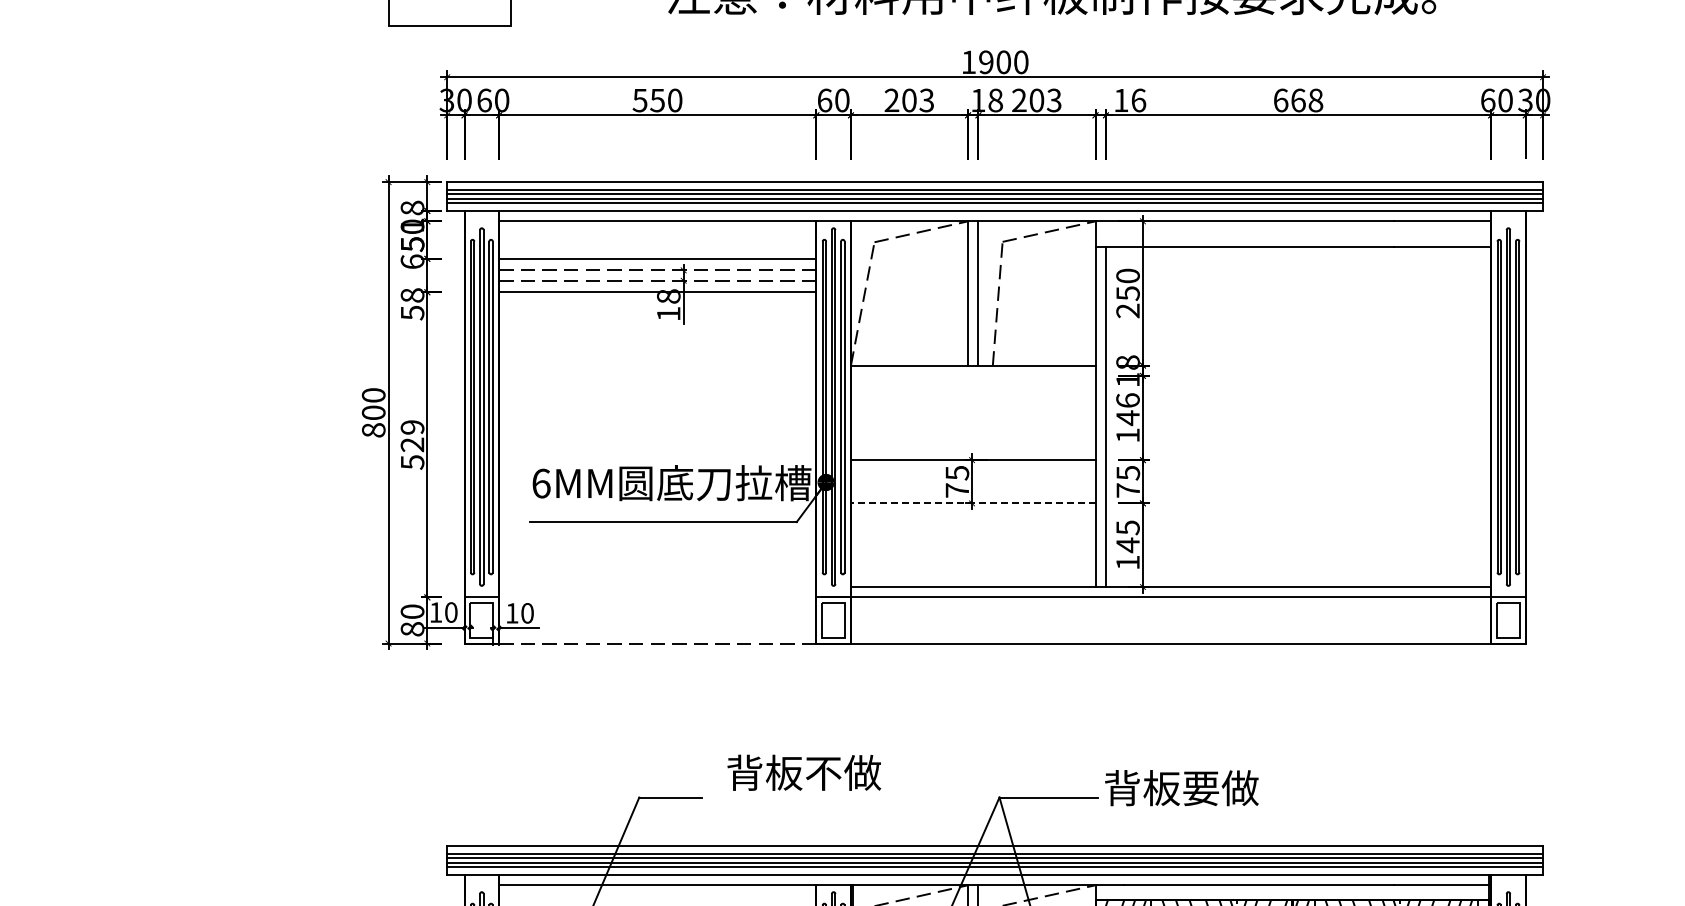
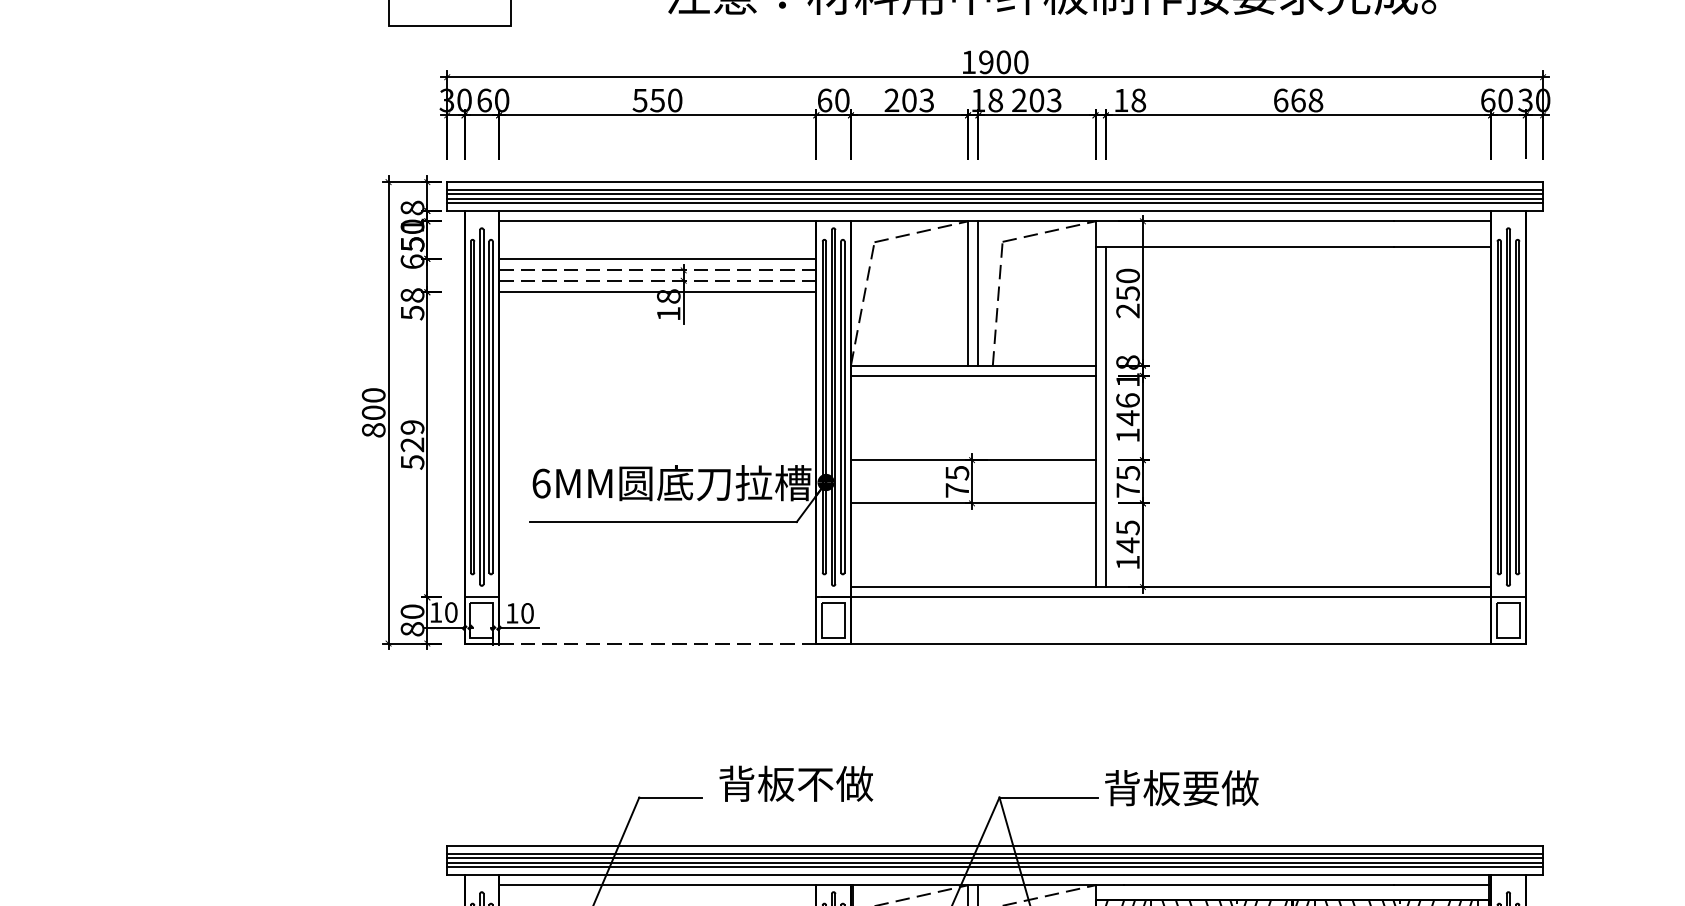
text: 16 -> 18 (1138, 100)
line: none -> present (972, 375)
line: dashed -> solid (972, 503)
text position: (804, 772) -> (796, 783) (796, 783)
